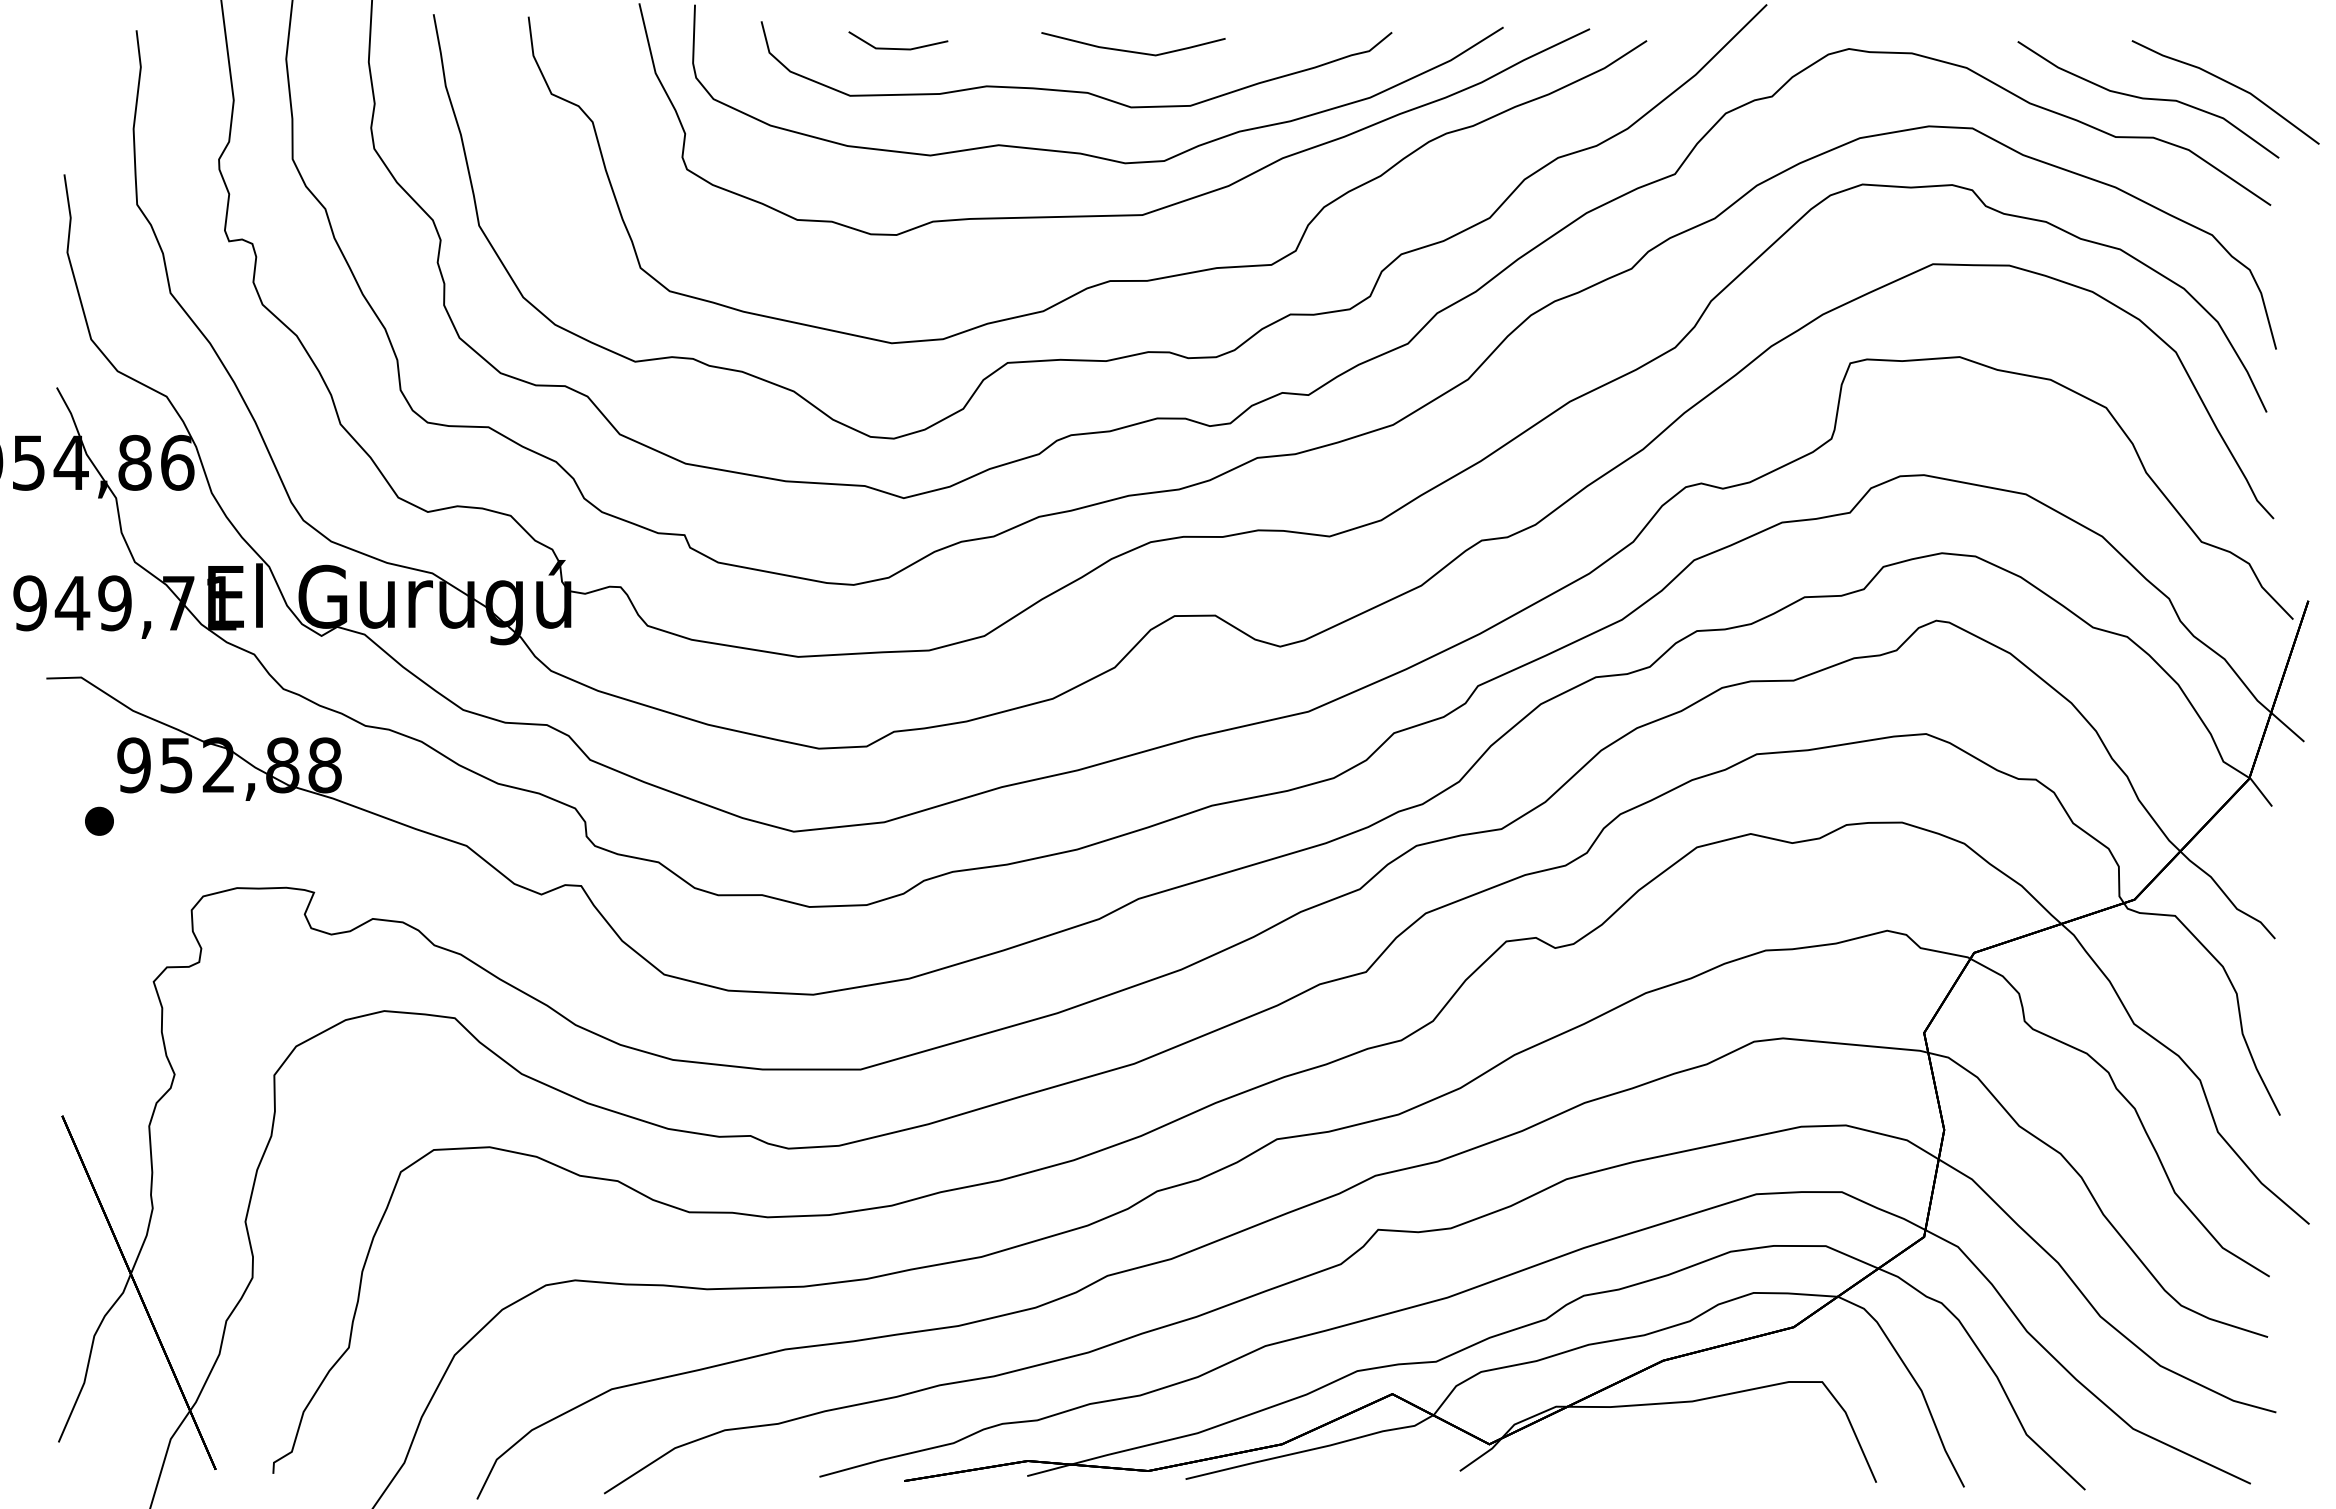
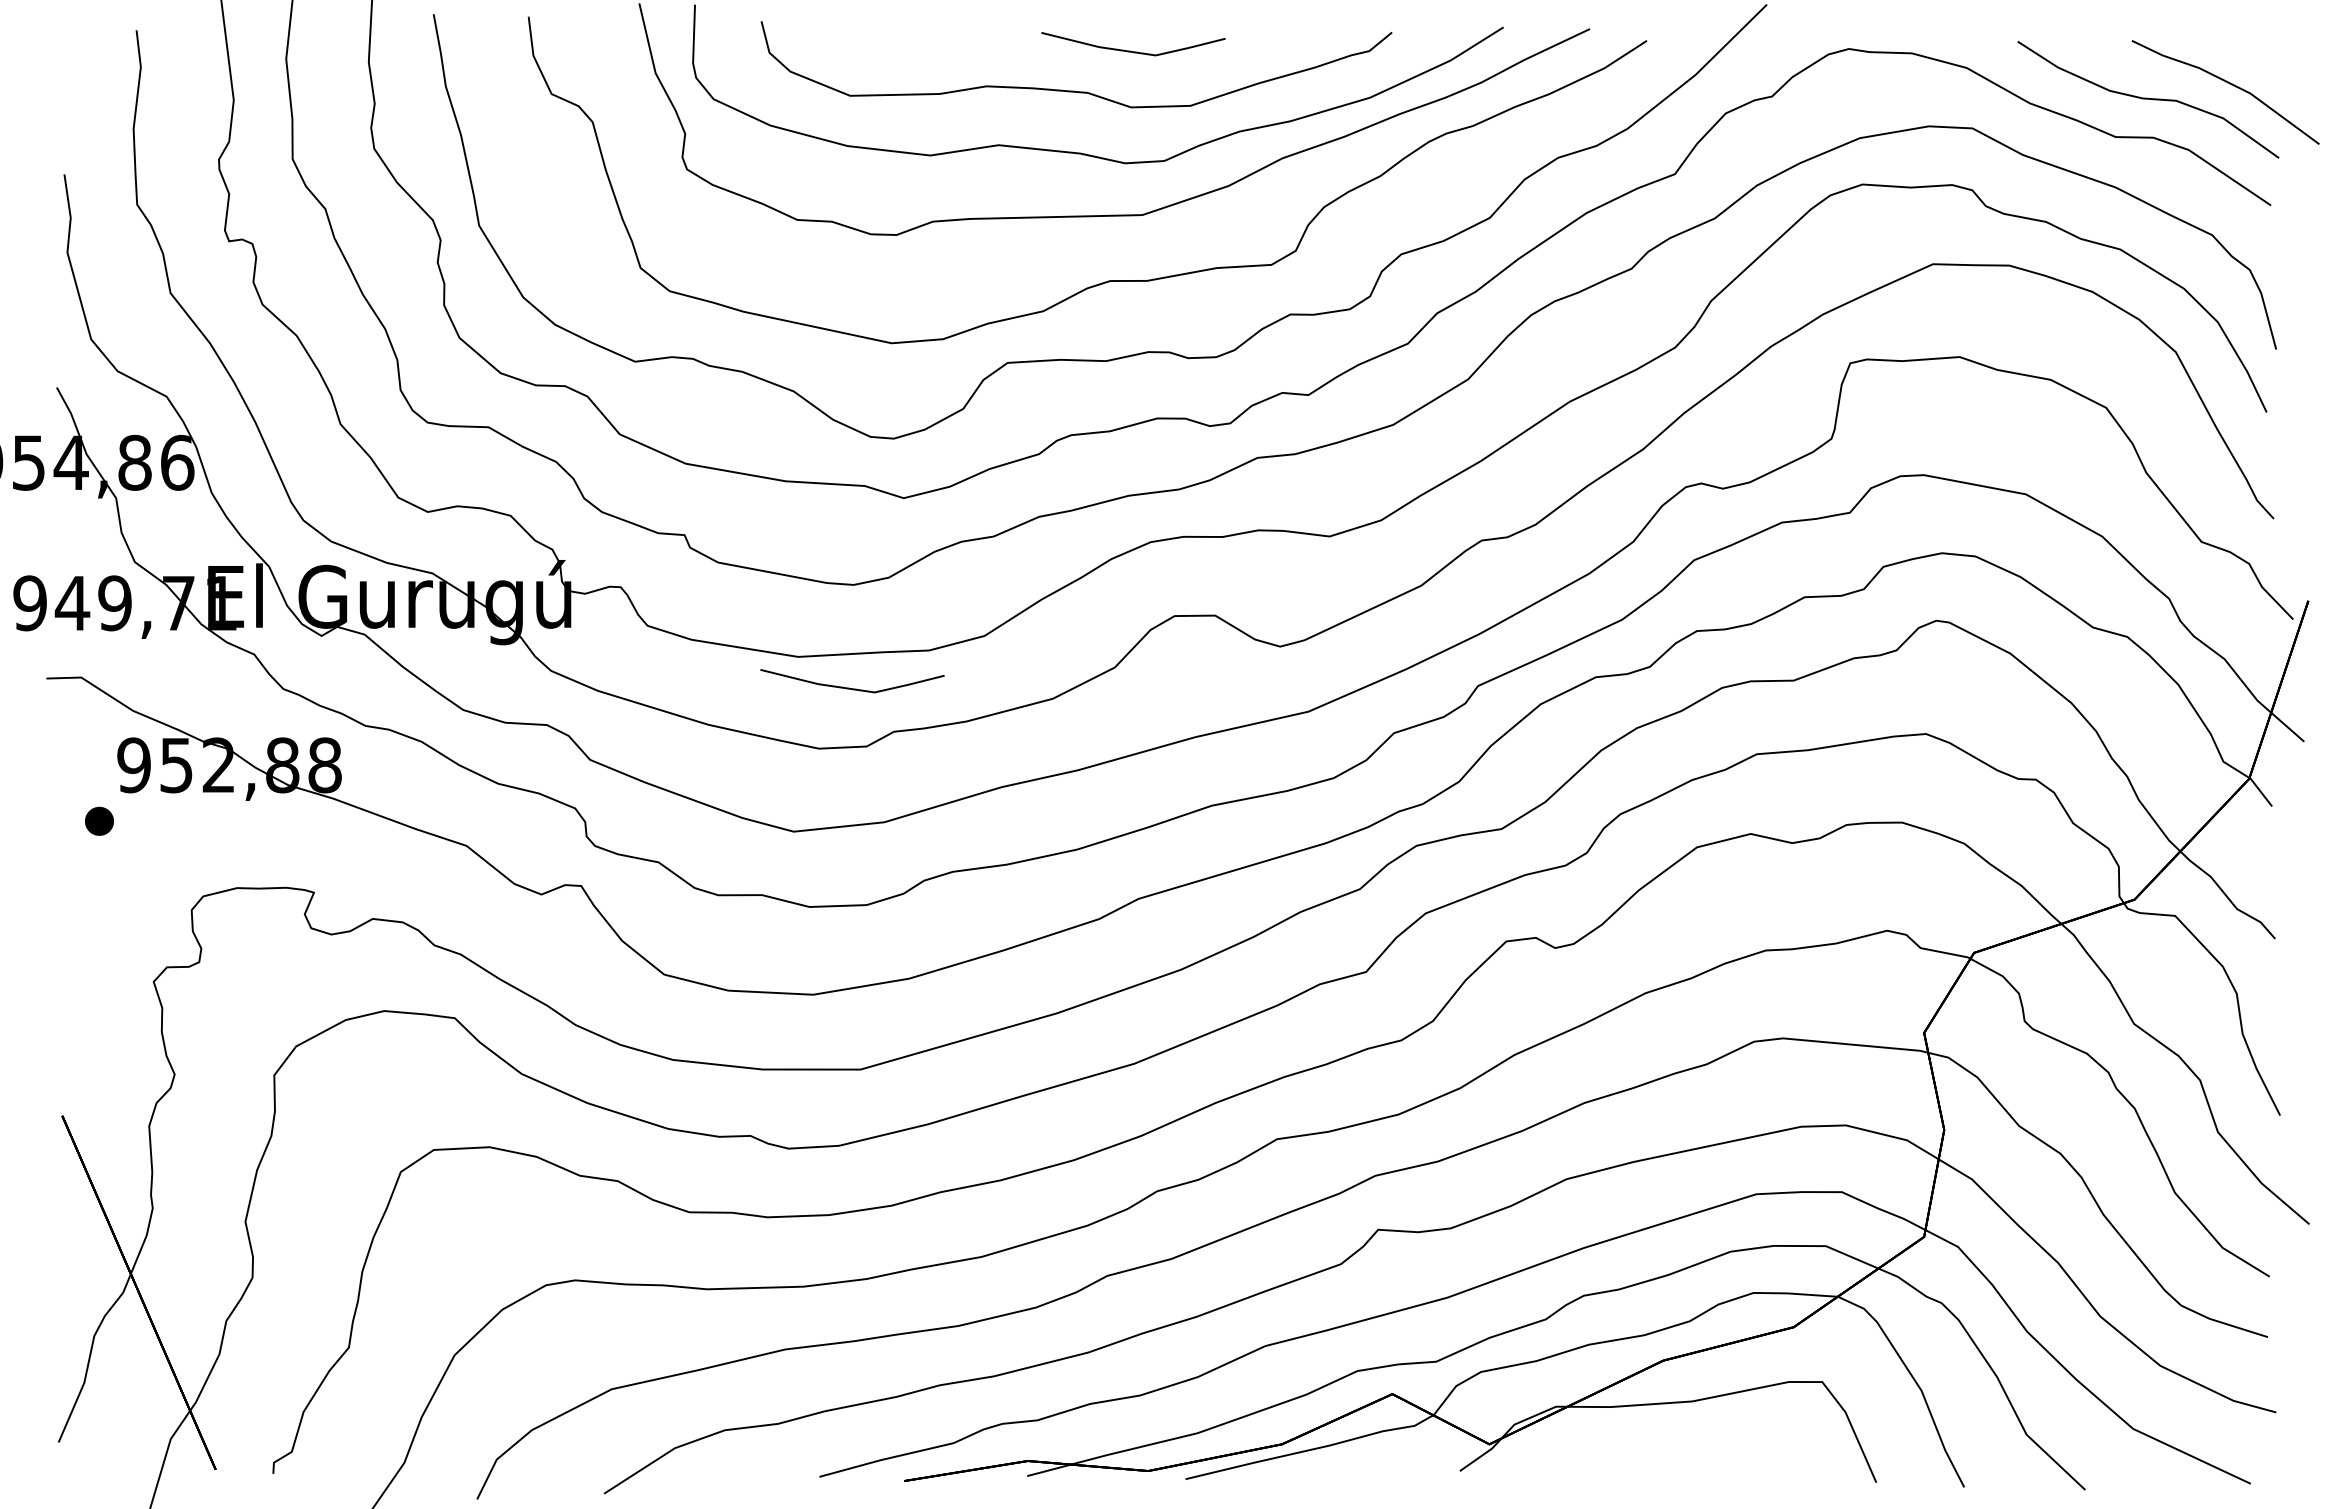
line: present -> none (898, 48)
line: none -> present (849, 687)
